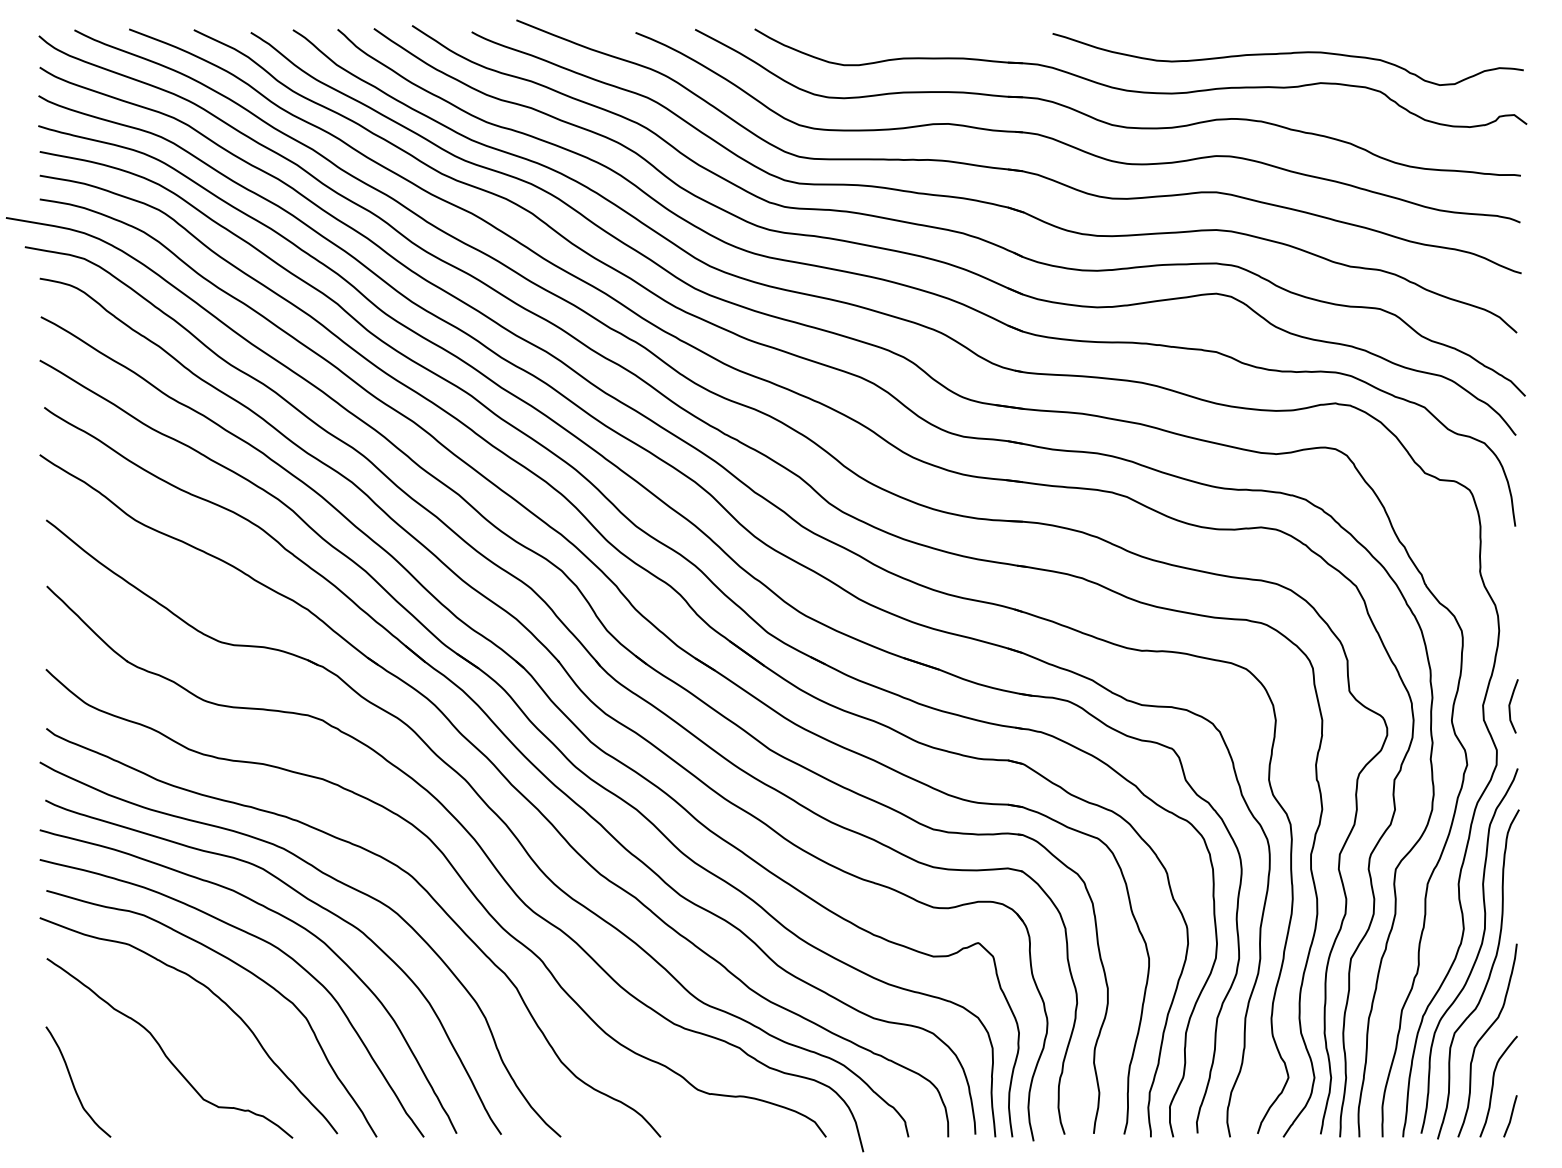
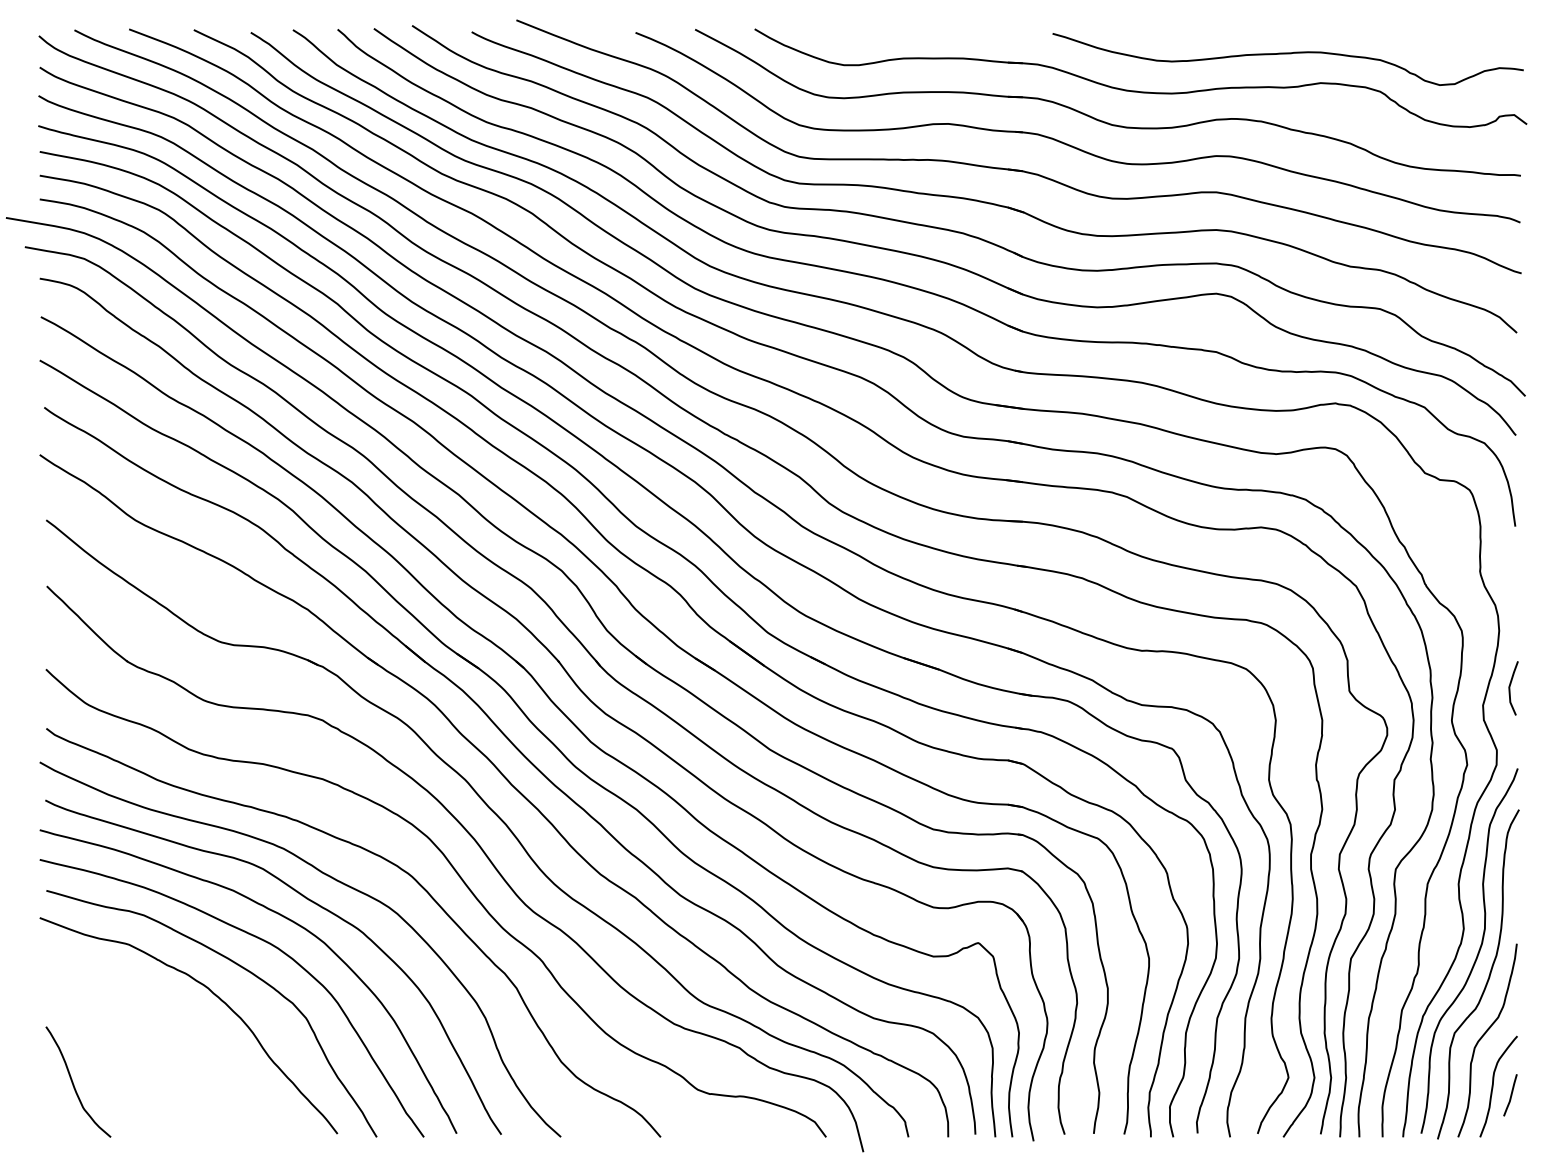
line position: (1510, 706) -> (1510, 688) (1510, 688)
curve: present -> none (164, 1051)
line position: (1510, 1116) -> (1510, 1095) (1510, 1095)
